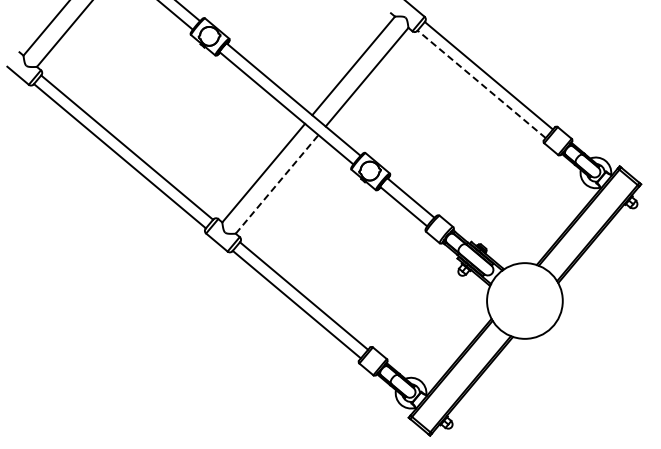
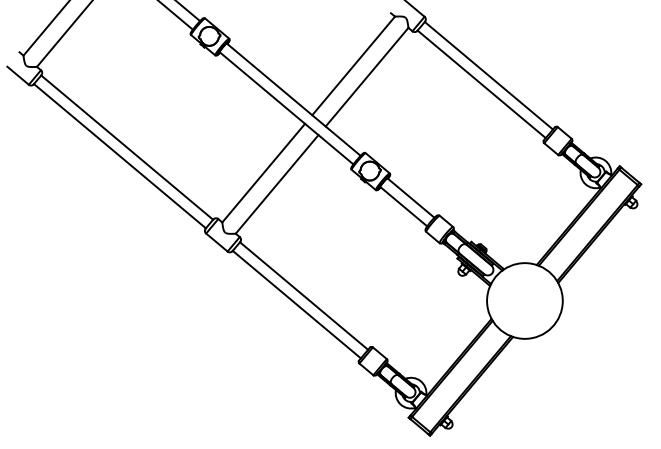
line: dashed -> solid (481, 84)
line: dashed -> solid (277, 184)
